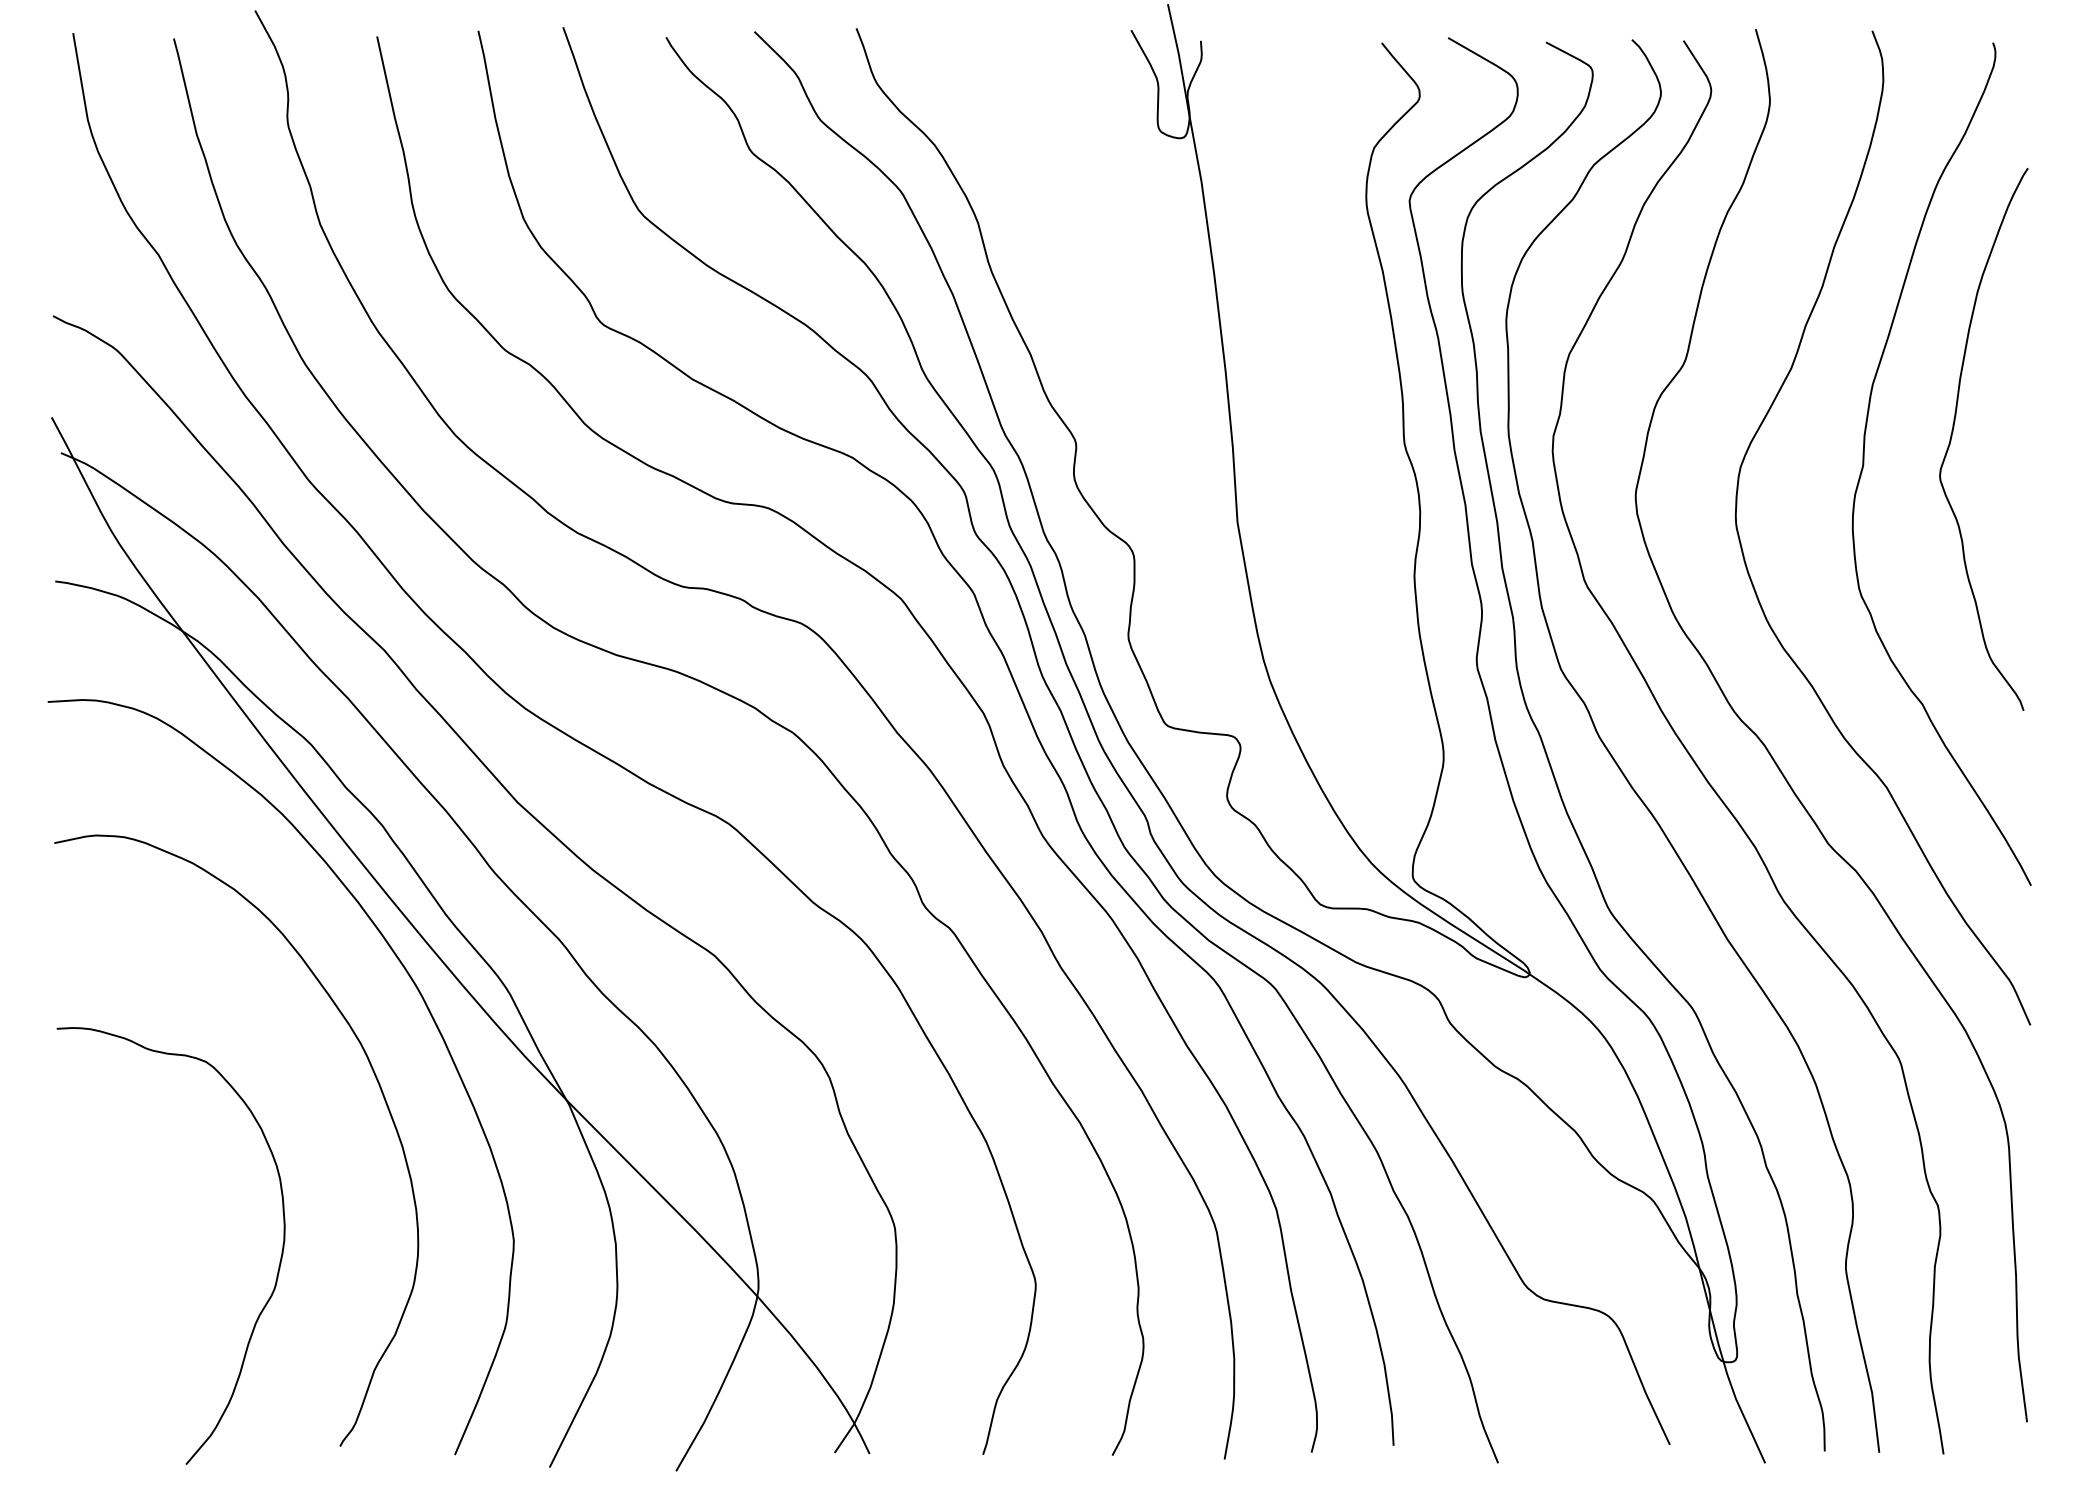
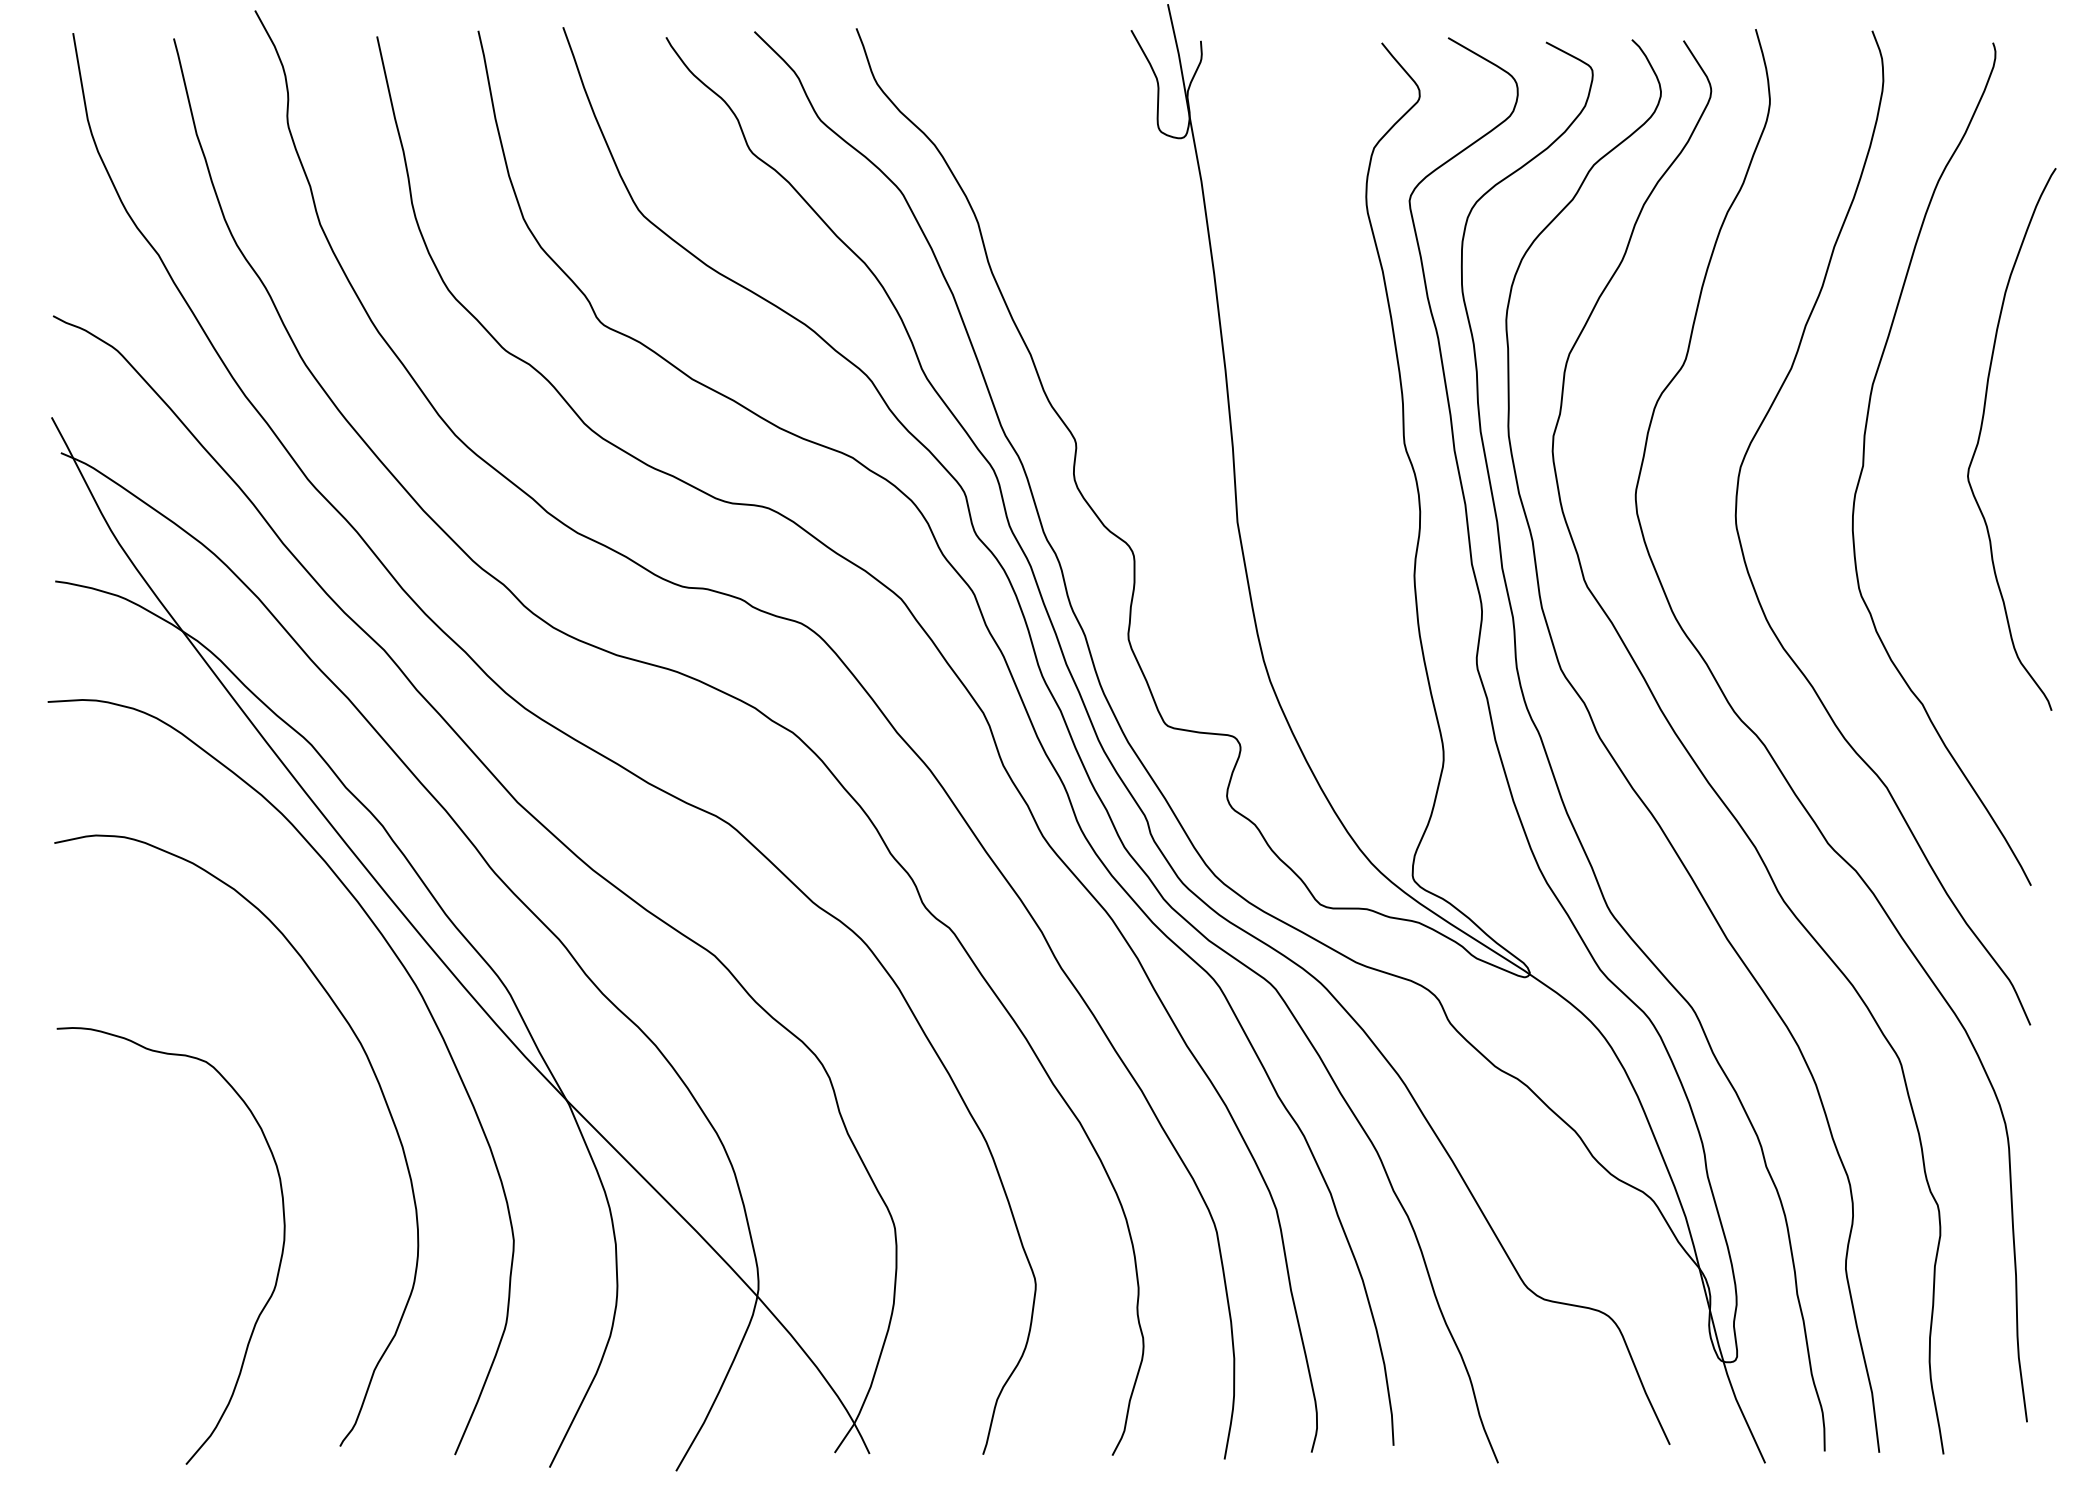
curve position: (1953, 432) -> (1981, 432) (1981, 432)
